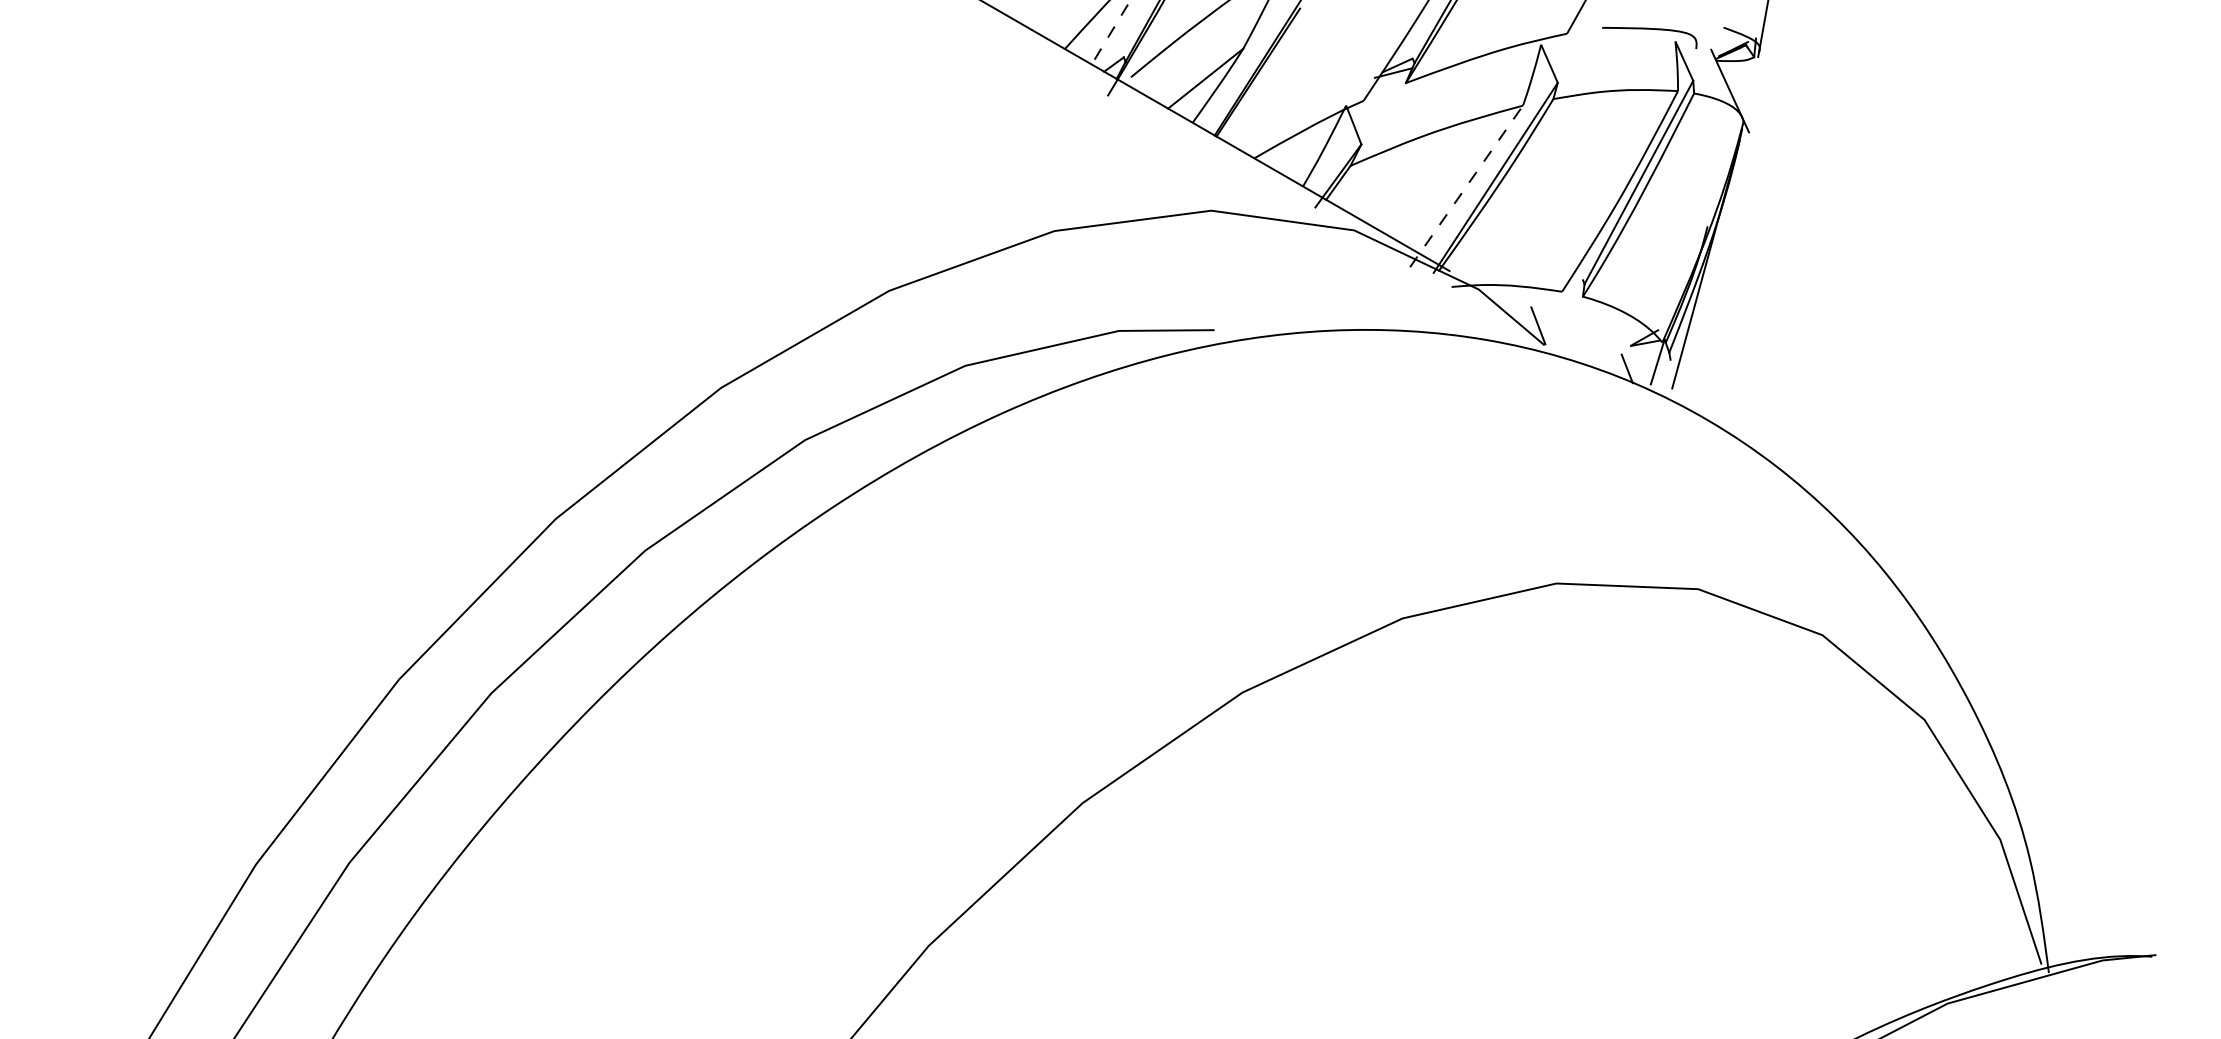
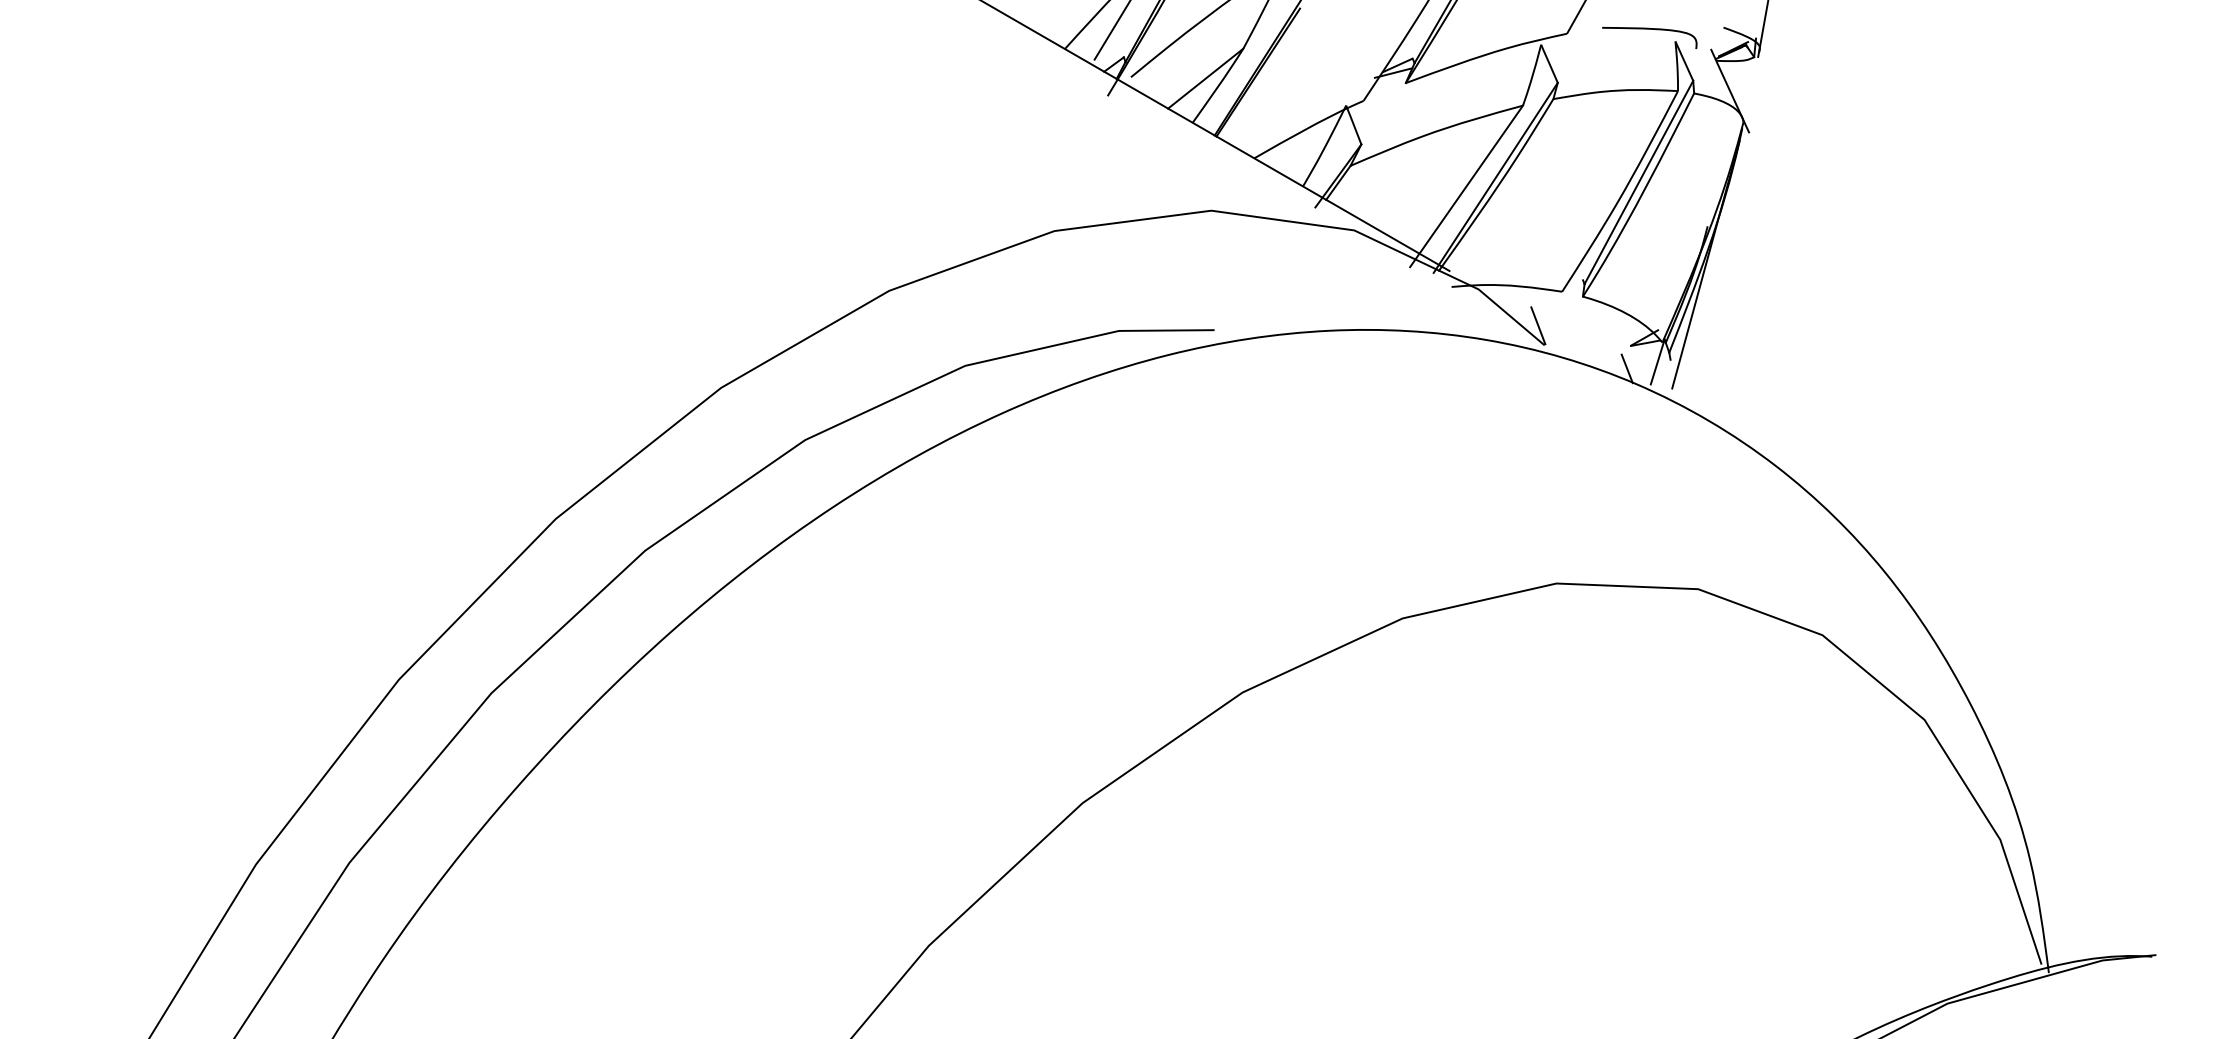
line: dashed -> solid (1112, 29)
line: dashed -> solid (1466, 186)
